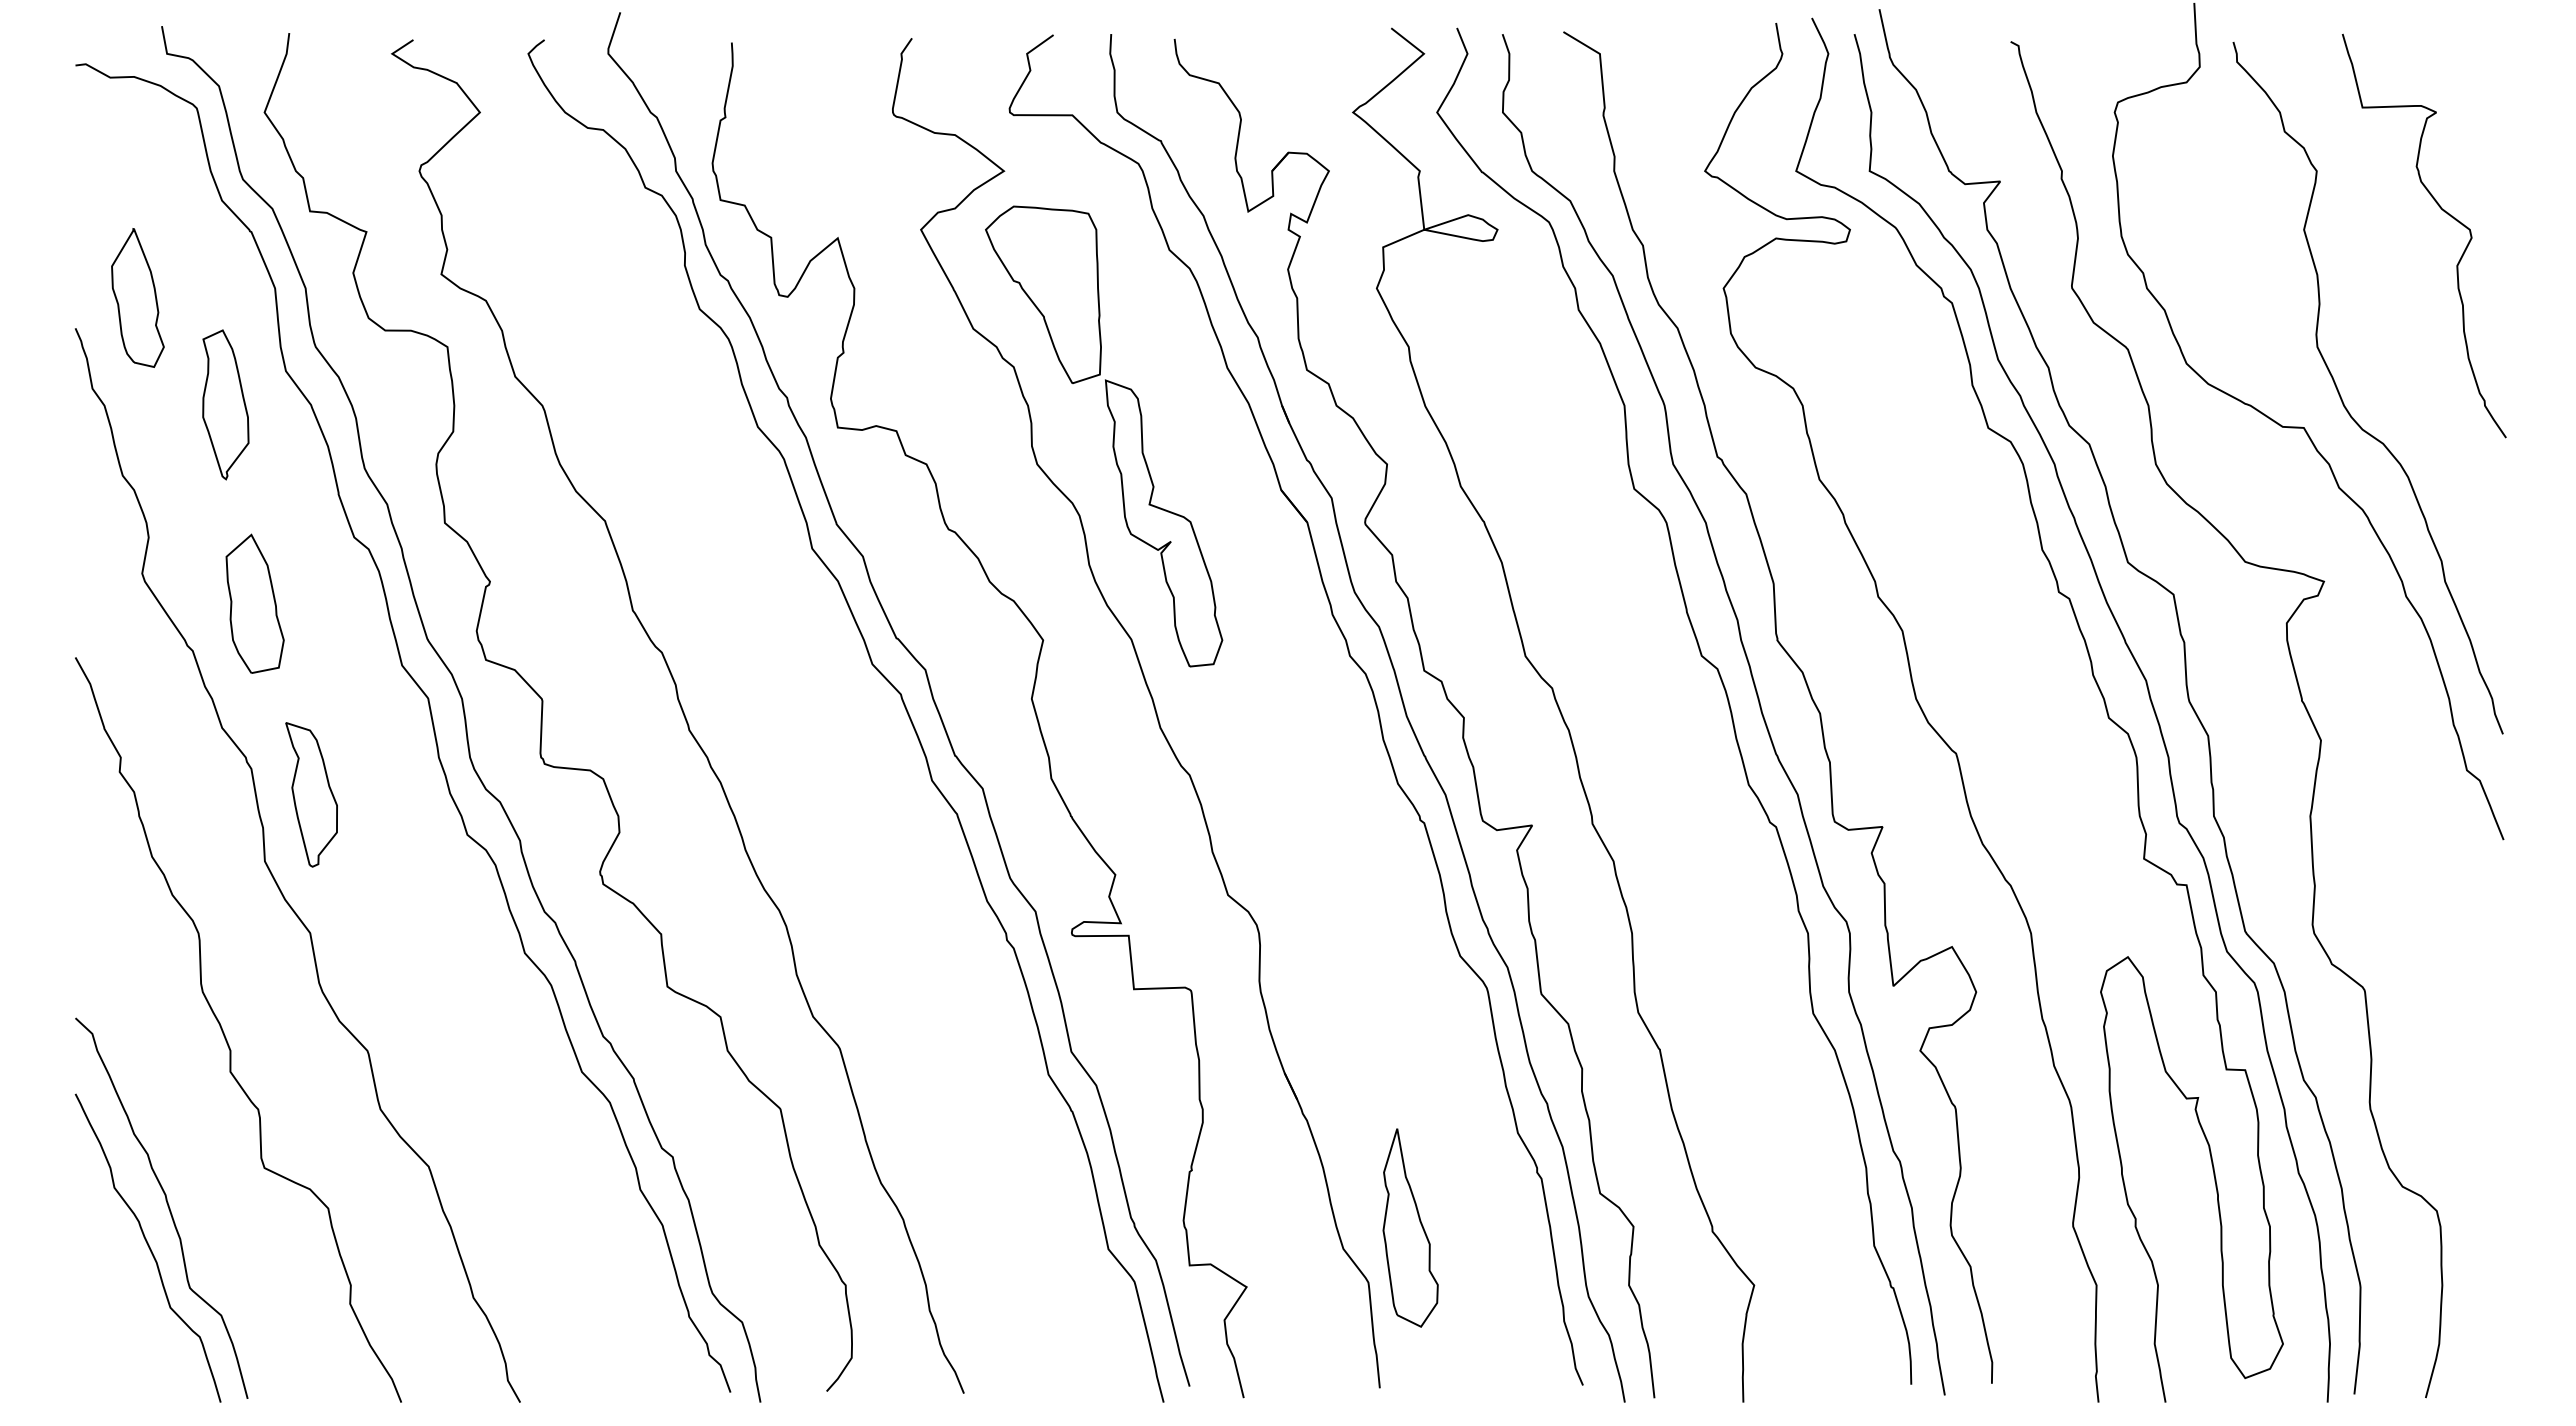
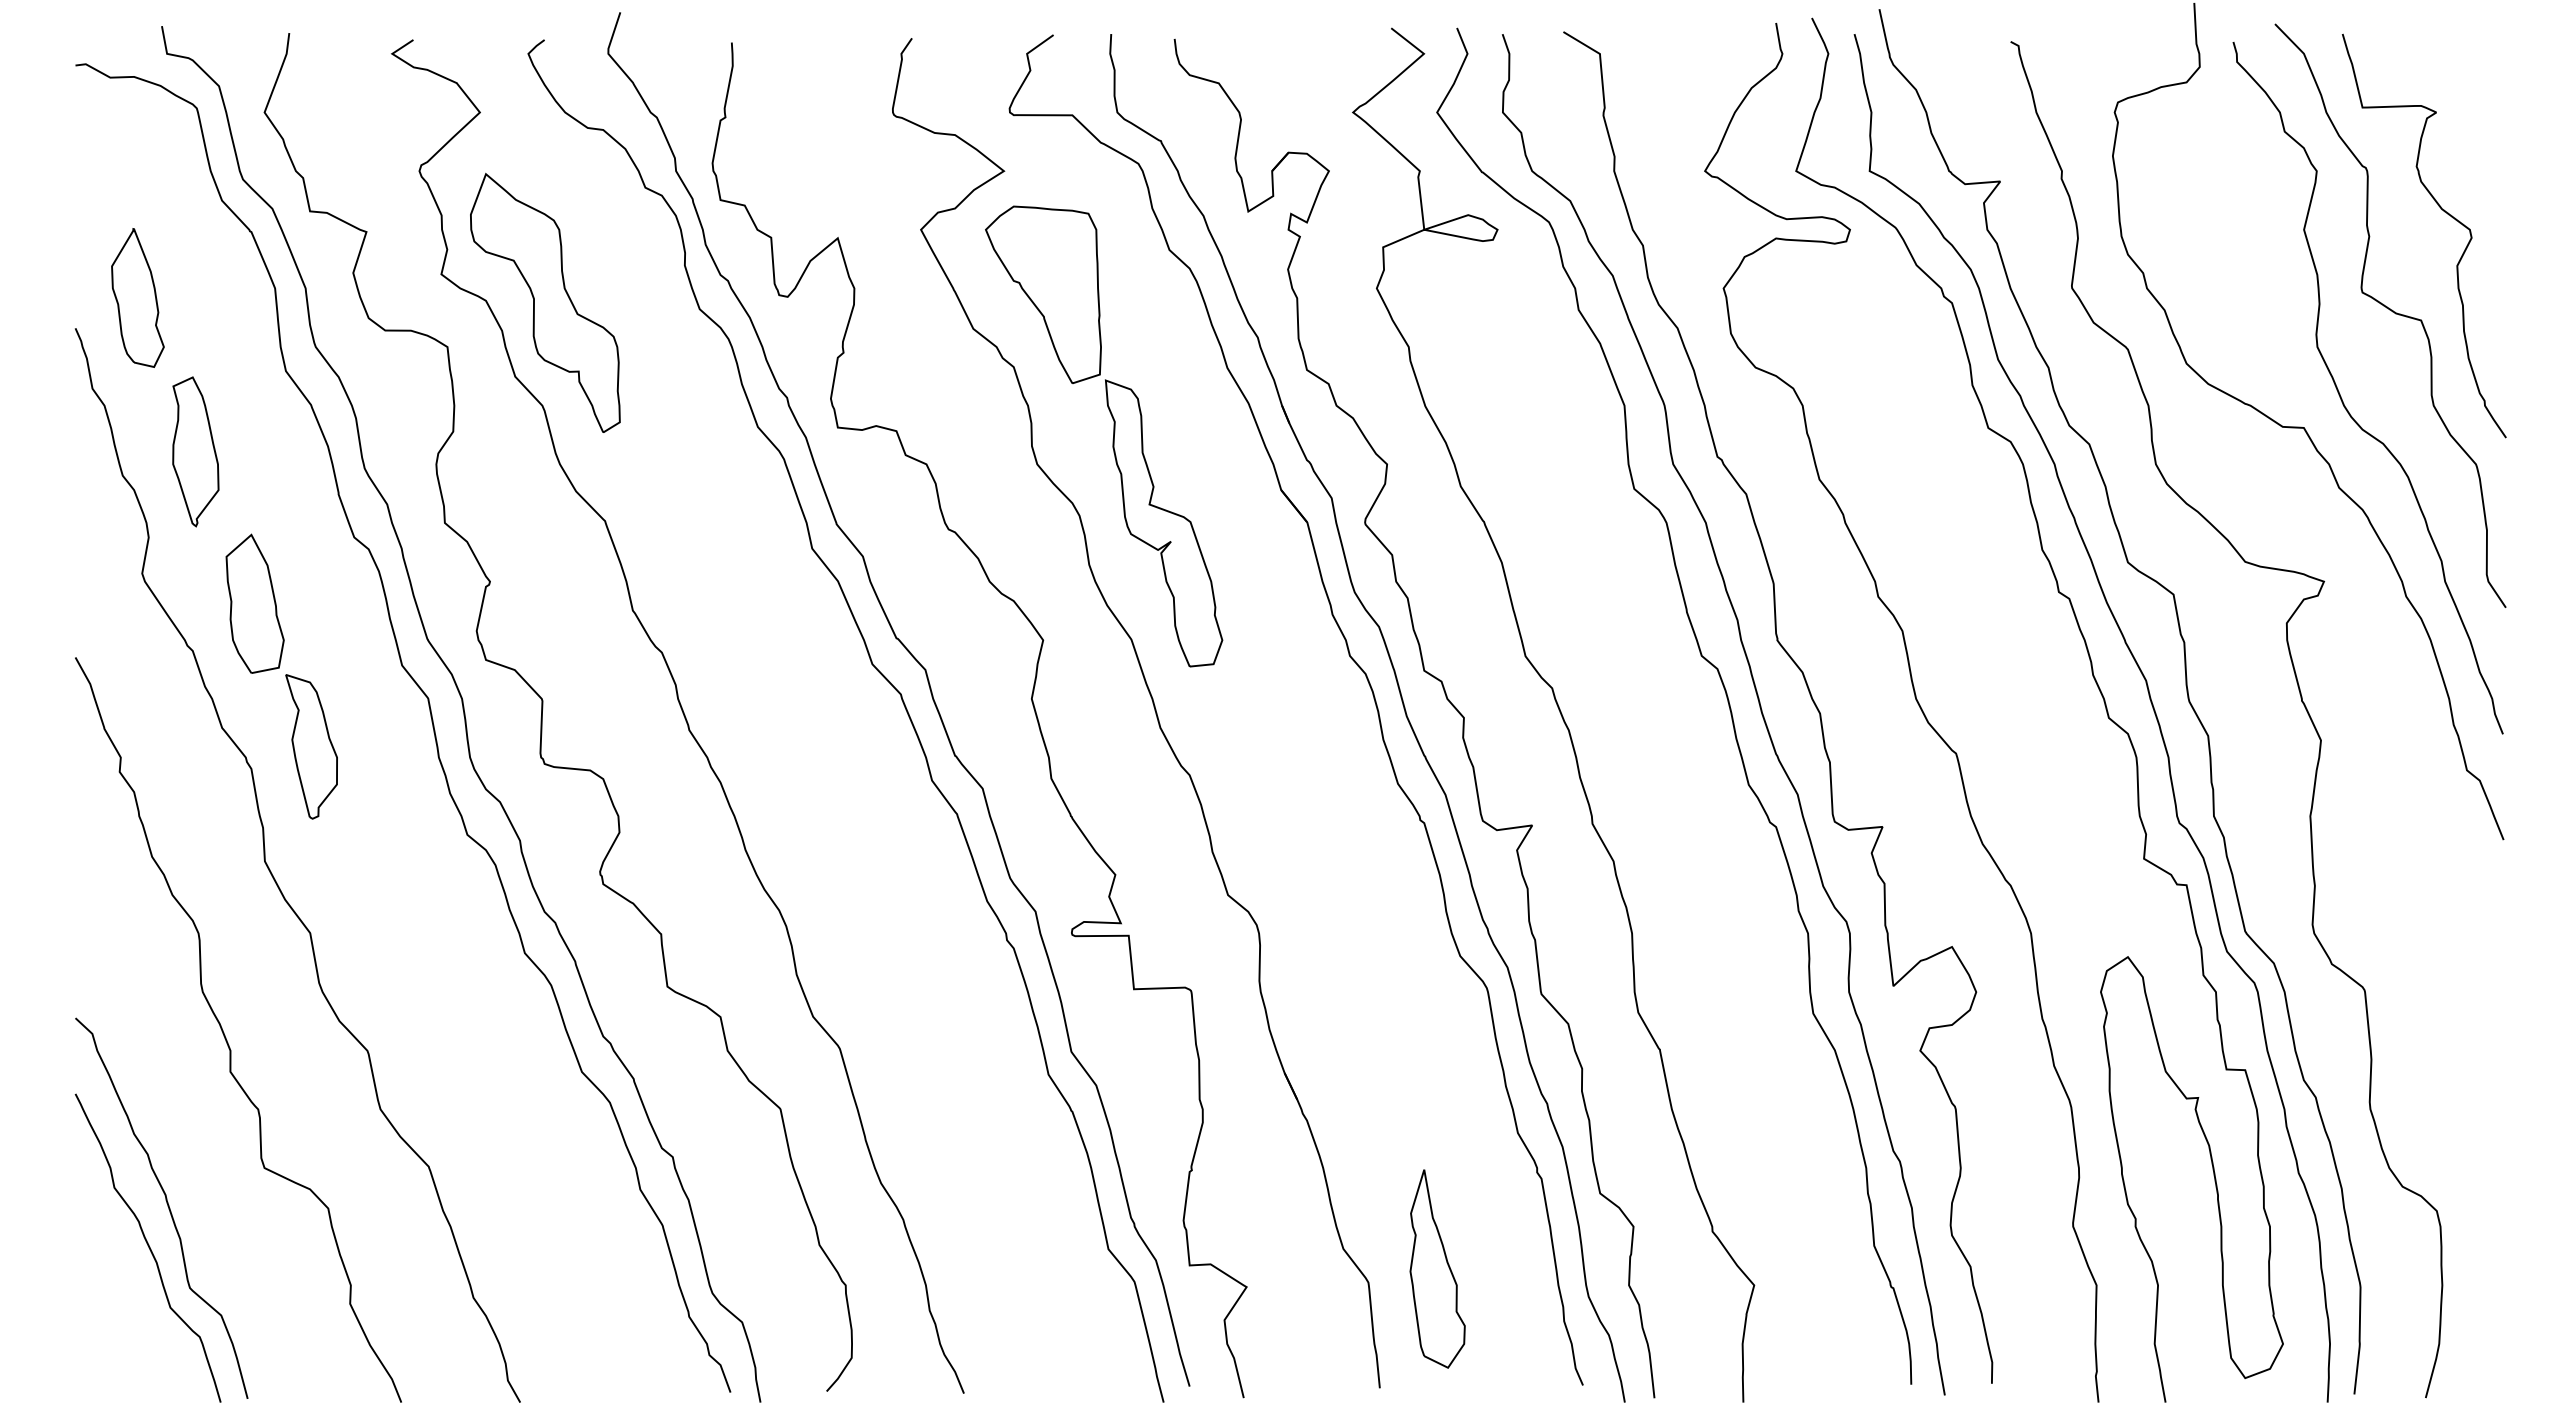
part: none -> present (545, 302)
curve: none -> present (2392, 312)
part position: (225, 404) -> (195, 451) (195, 451)
part position: (311, 794) -> (311, 746) (311, 746)
part position: (1410, 1227) -> (1437, 1268) (1437, 1268)
